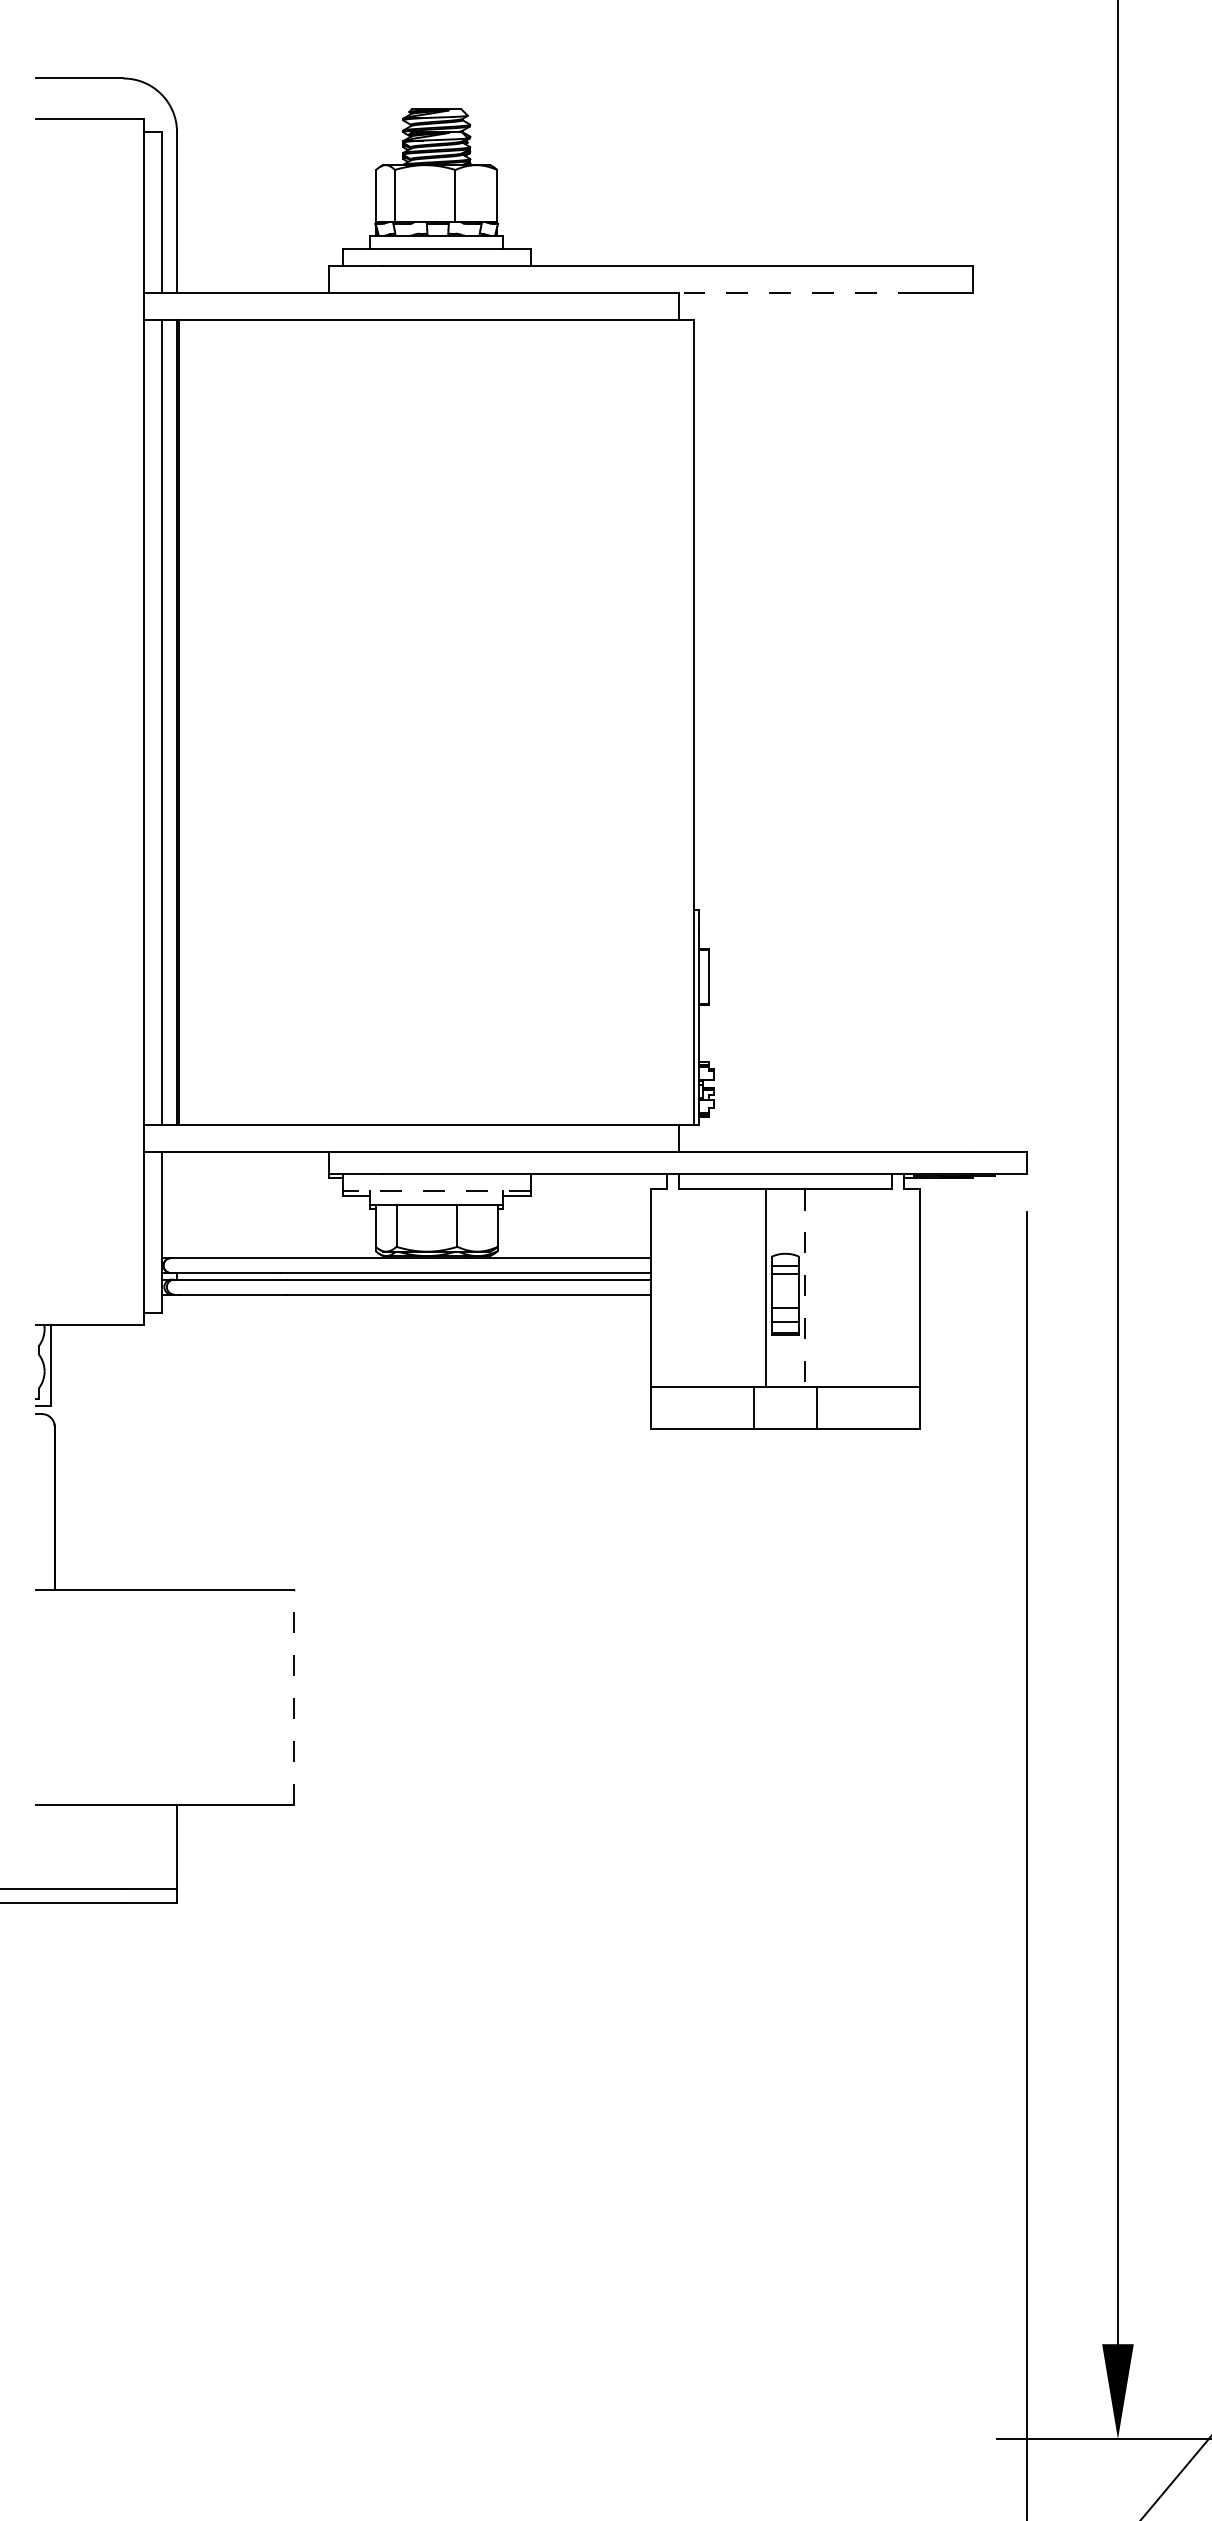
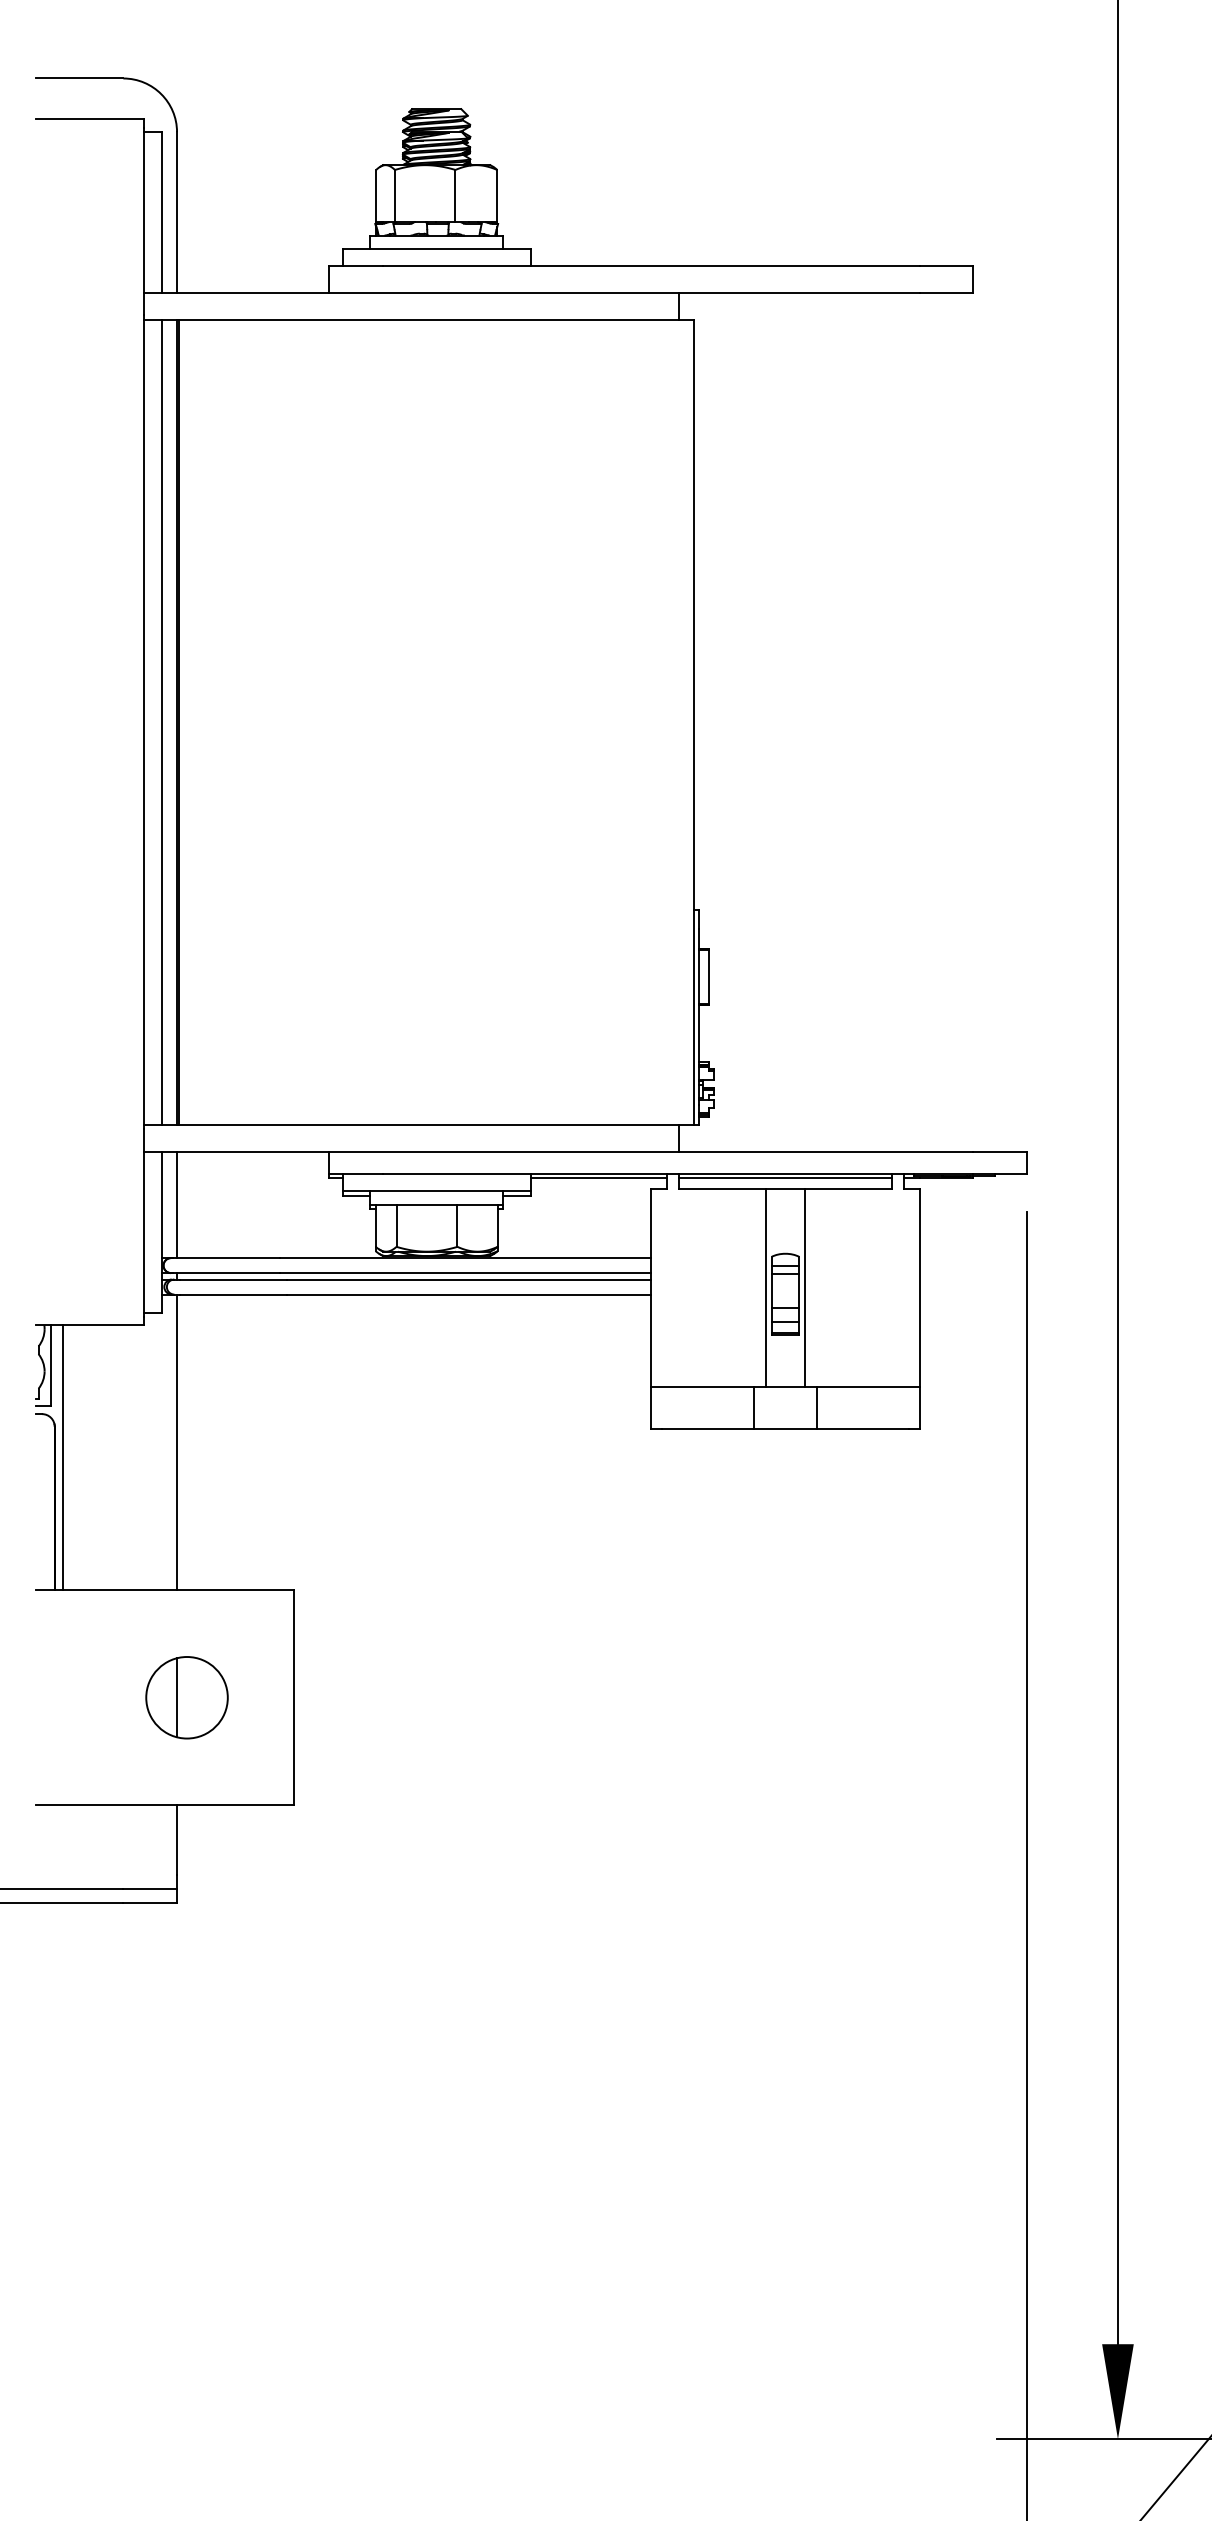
line: dashed -> solid (798, 293)
line: none -> present (598, 1178)
line: none -> present (785, 1178)
line: dashed -> solid (436, 1191)
line: none -> present (177, 1204)
line: dashed -> solid (805, 1287)
line: none -> present (177, 1442)
line: none -> present (63, 1457)
part: none -> present (186, 1697)
line: dashed -> solid (294, 1697)
